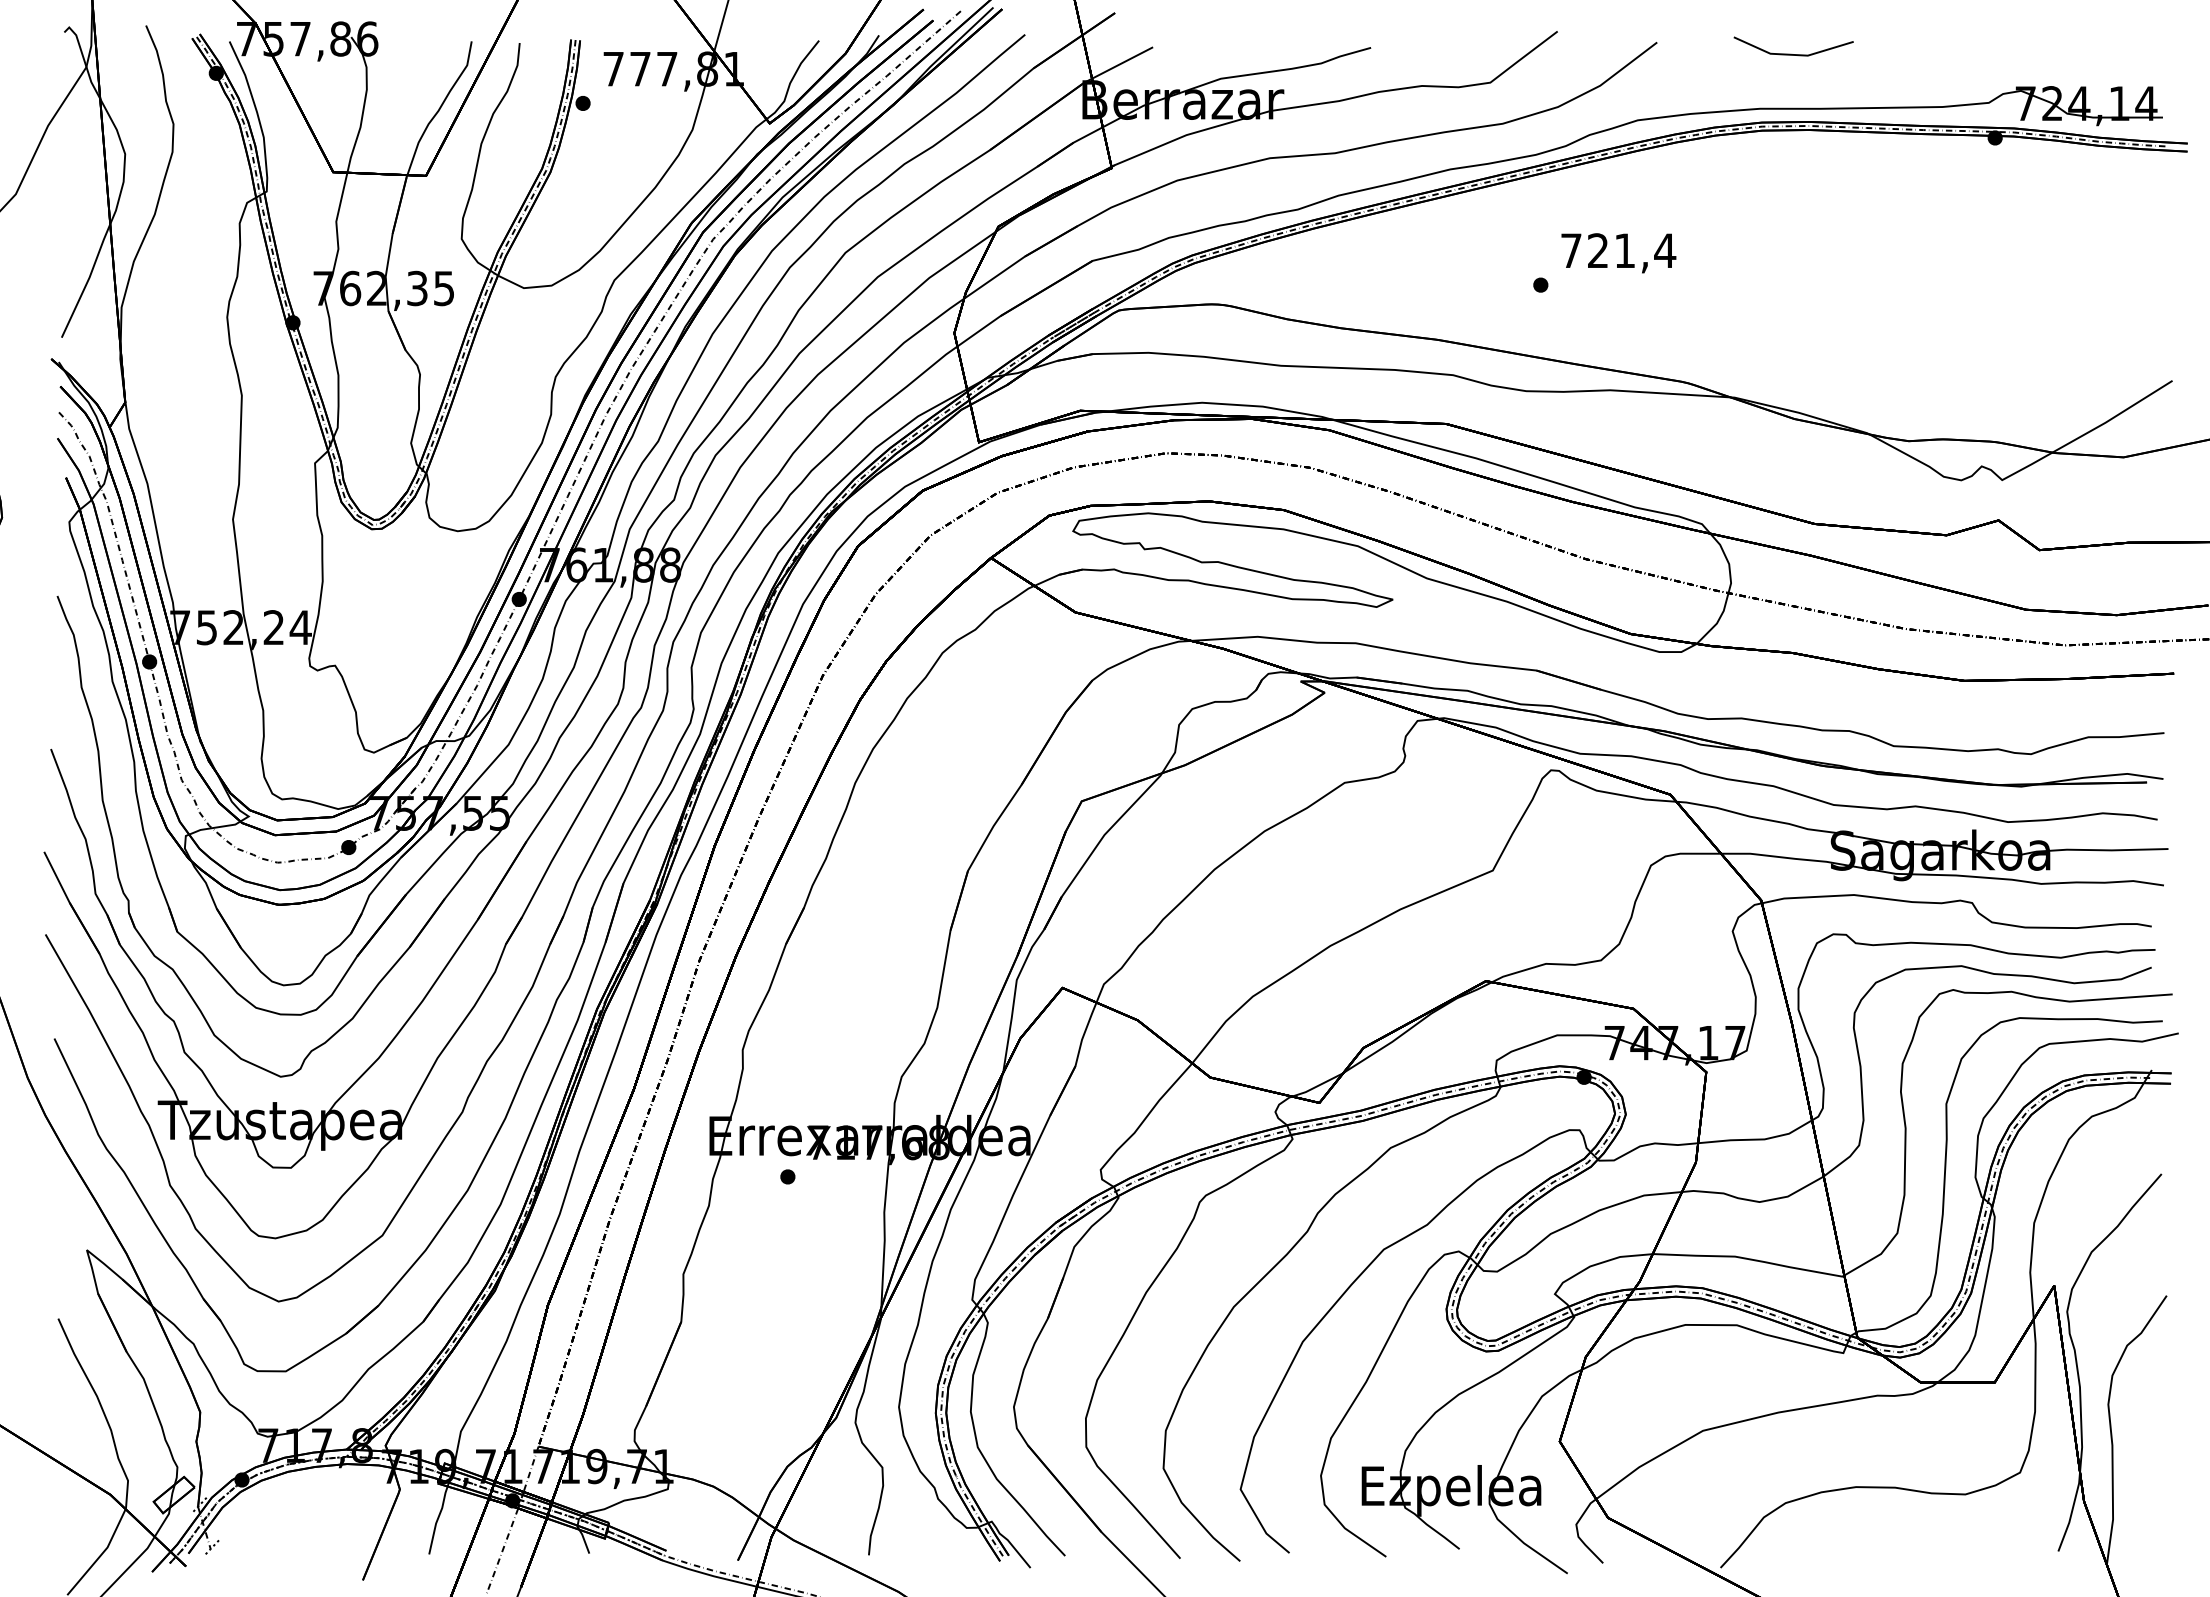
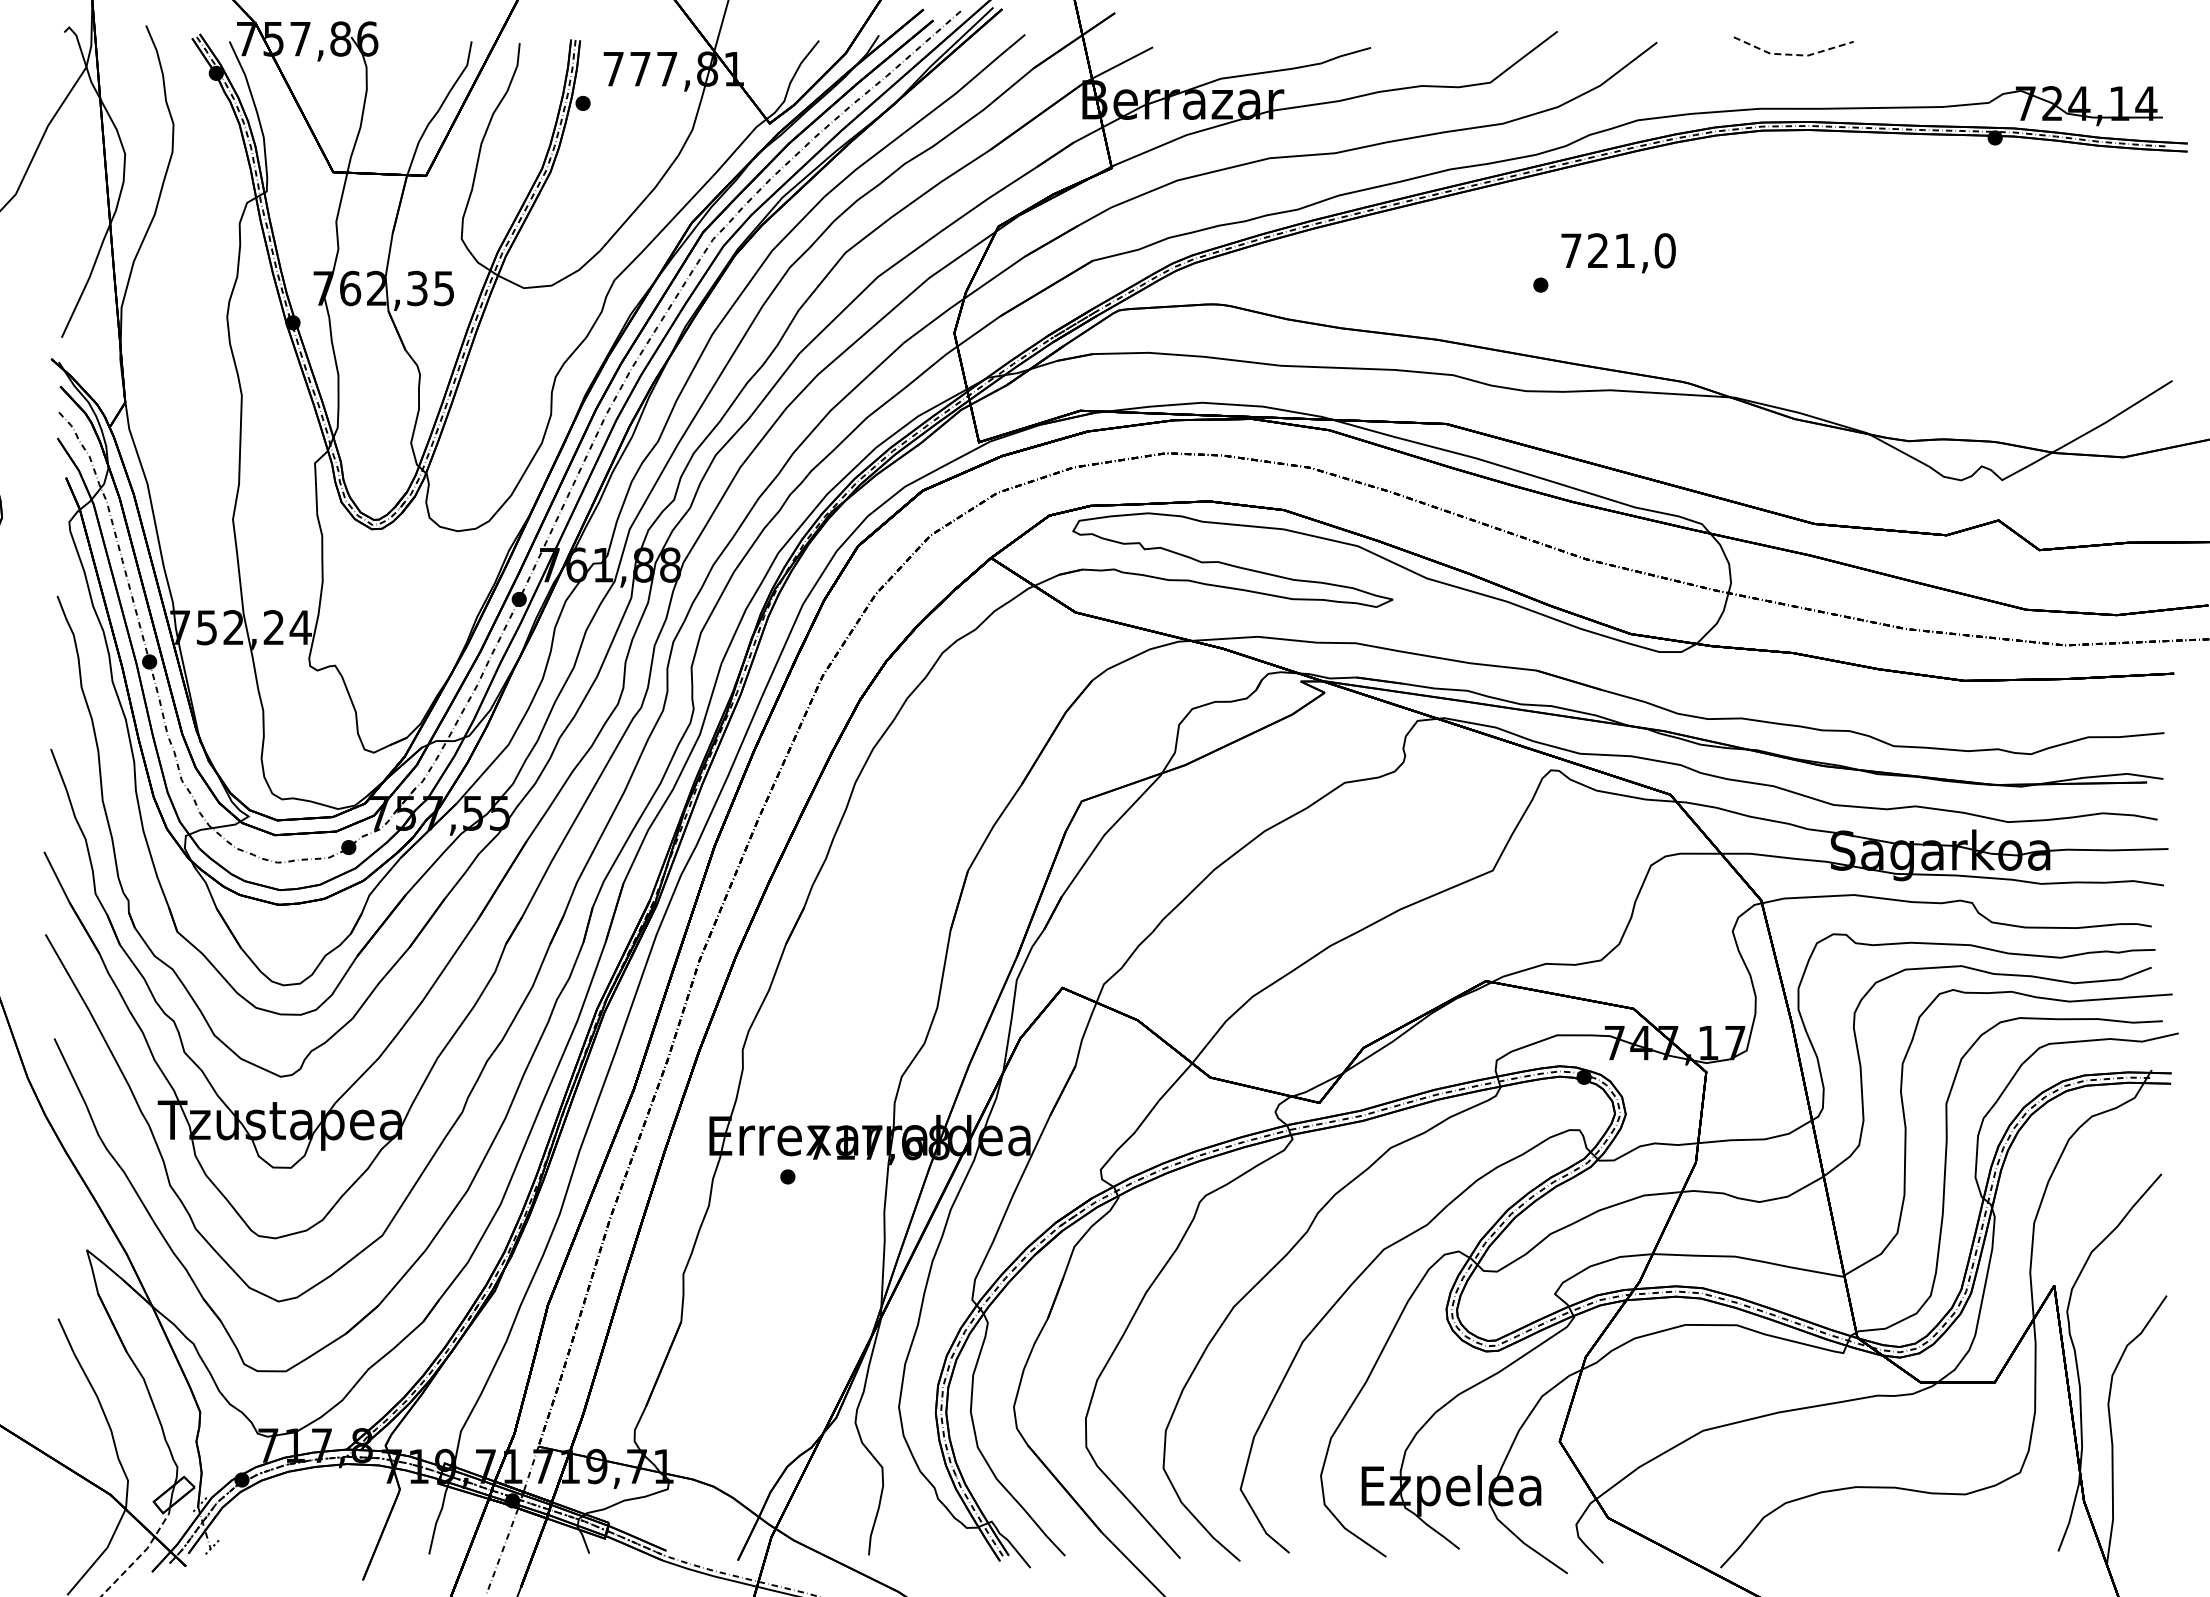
line: solid -> dashed (1793, 54)
text: 721,4 -> 721,0 (1665, 250)
line: solid -> dashed (141, 1554)
